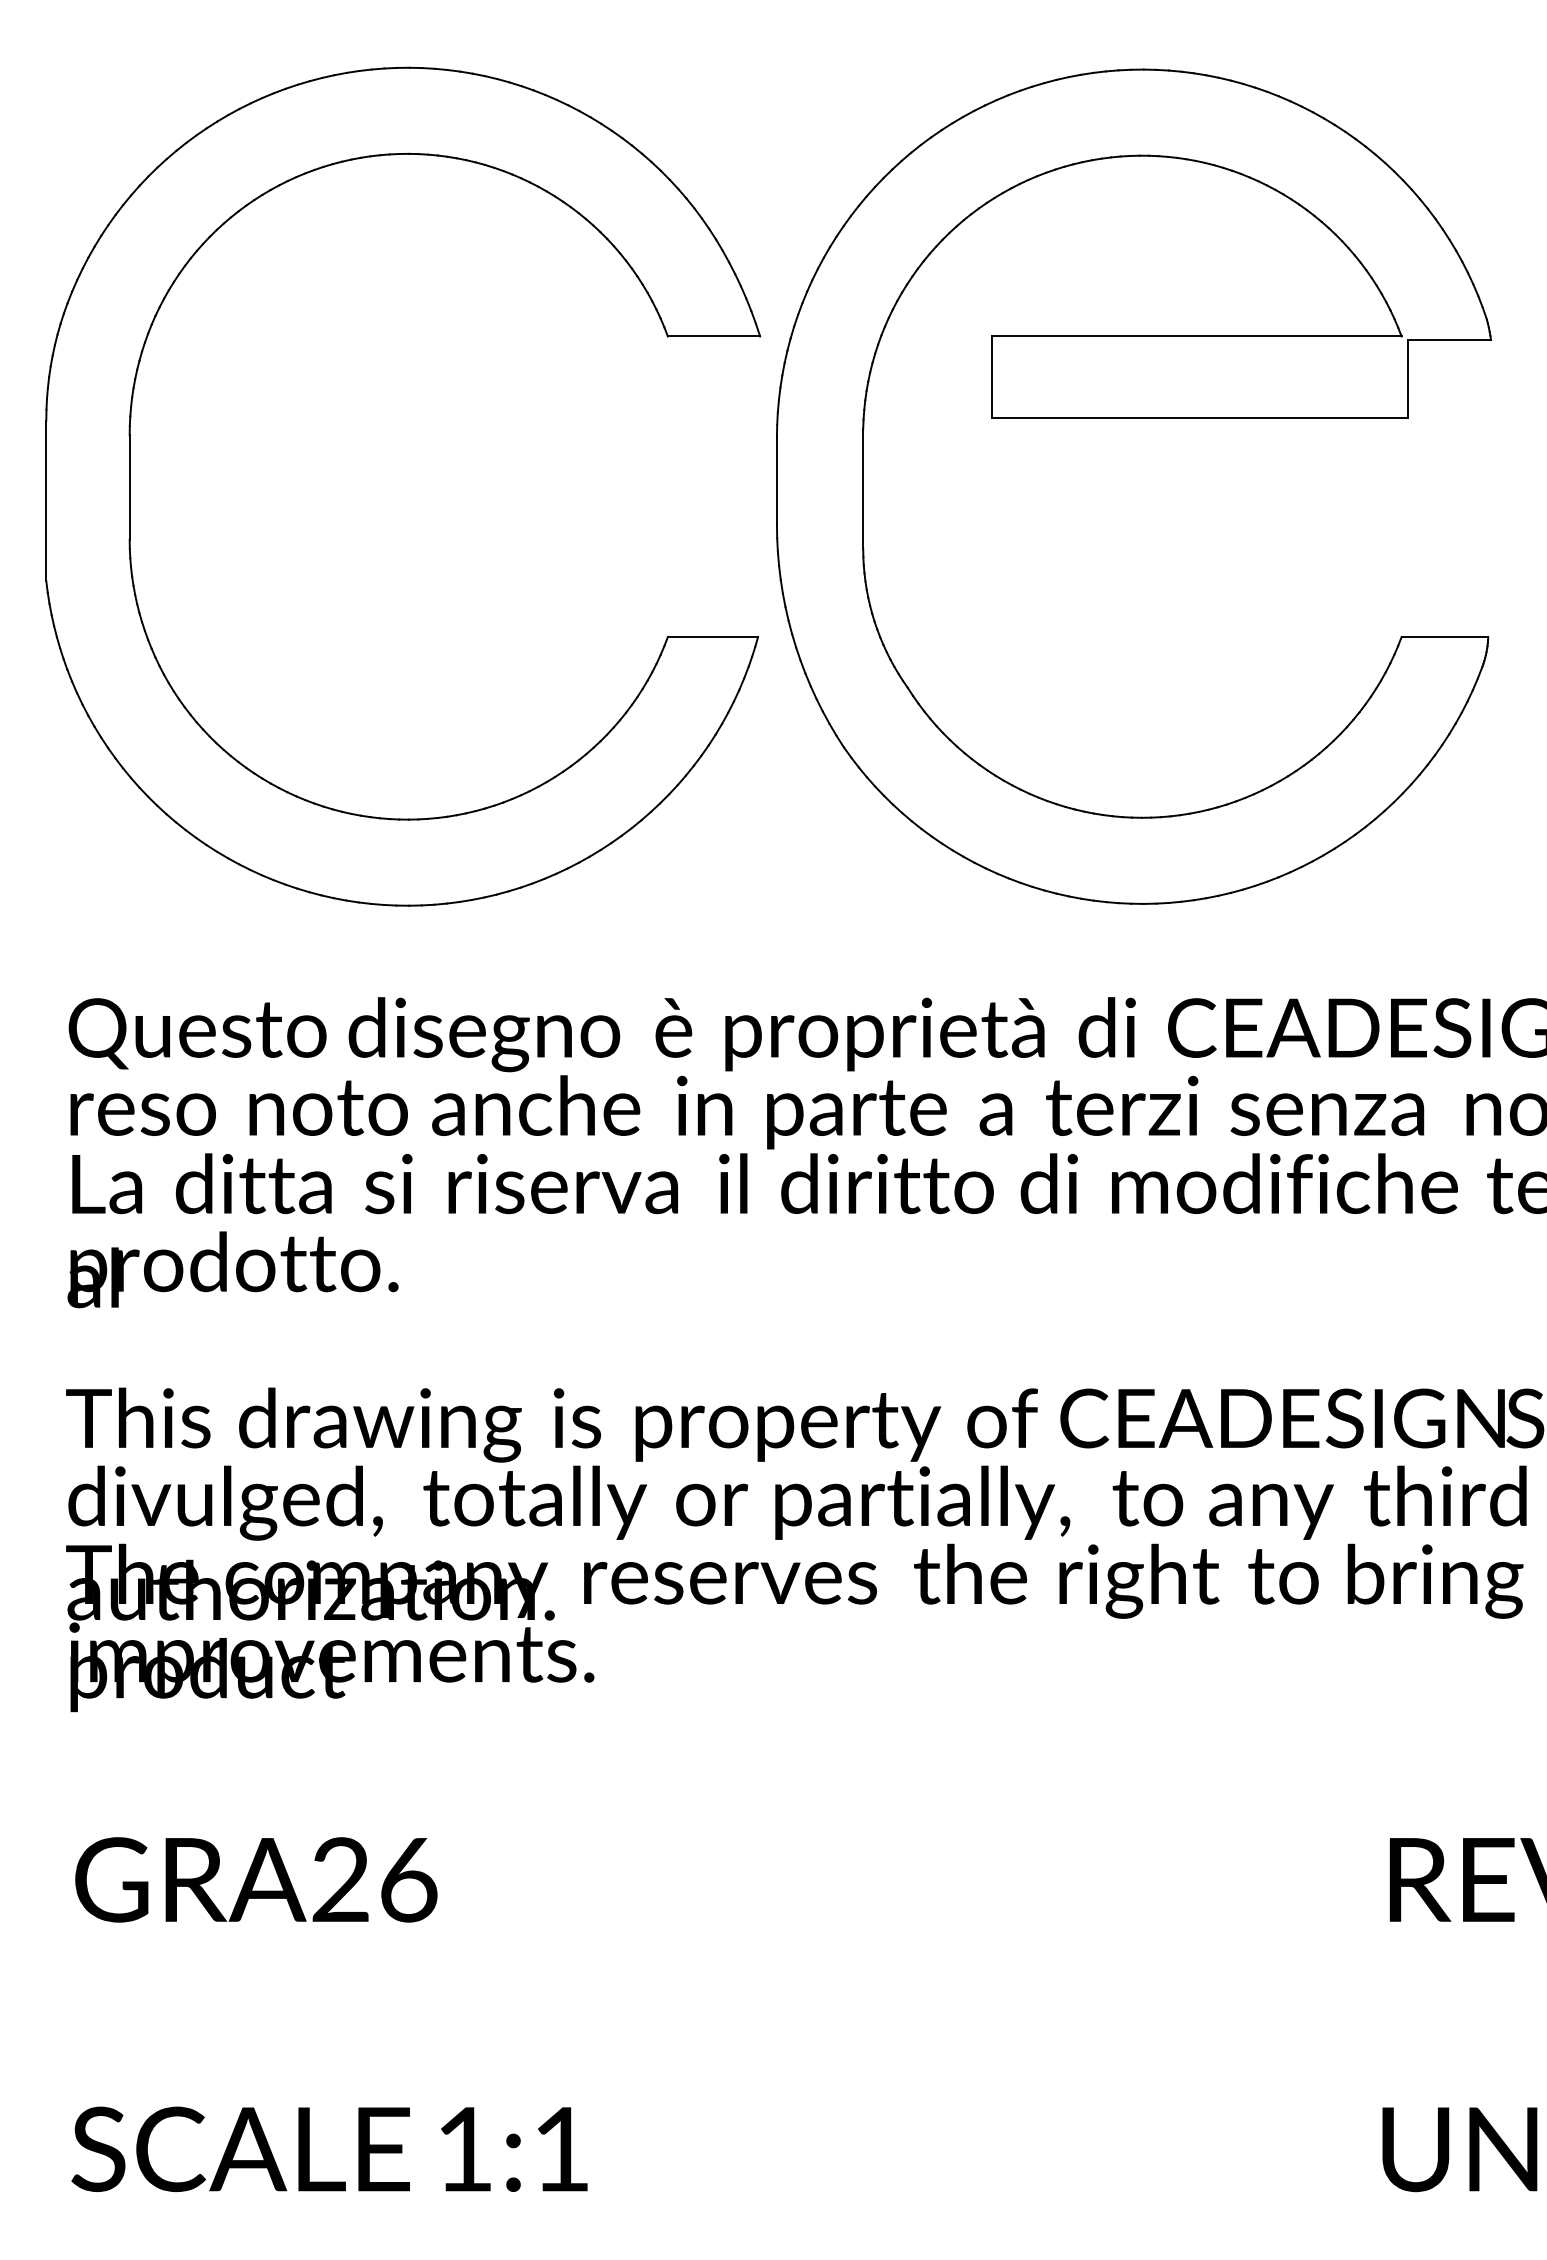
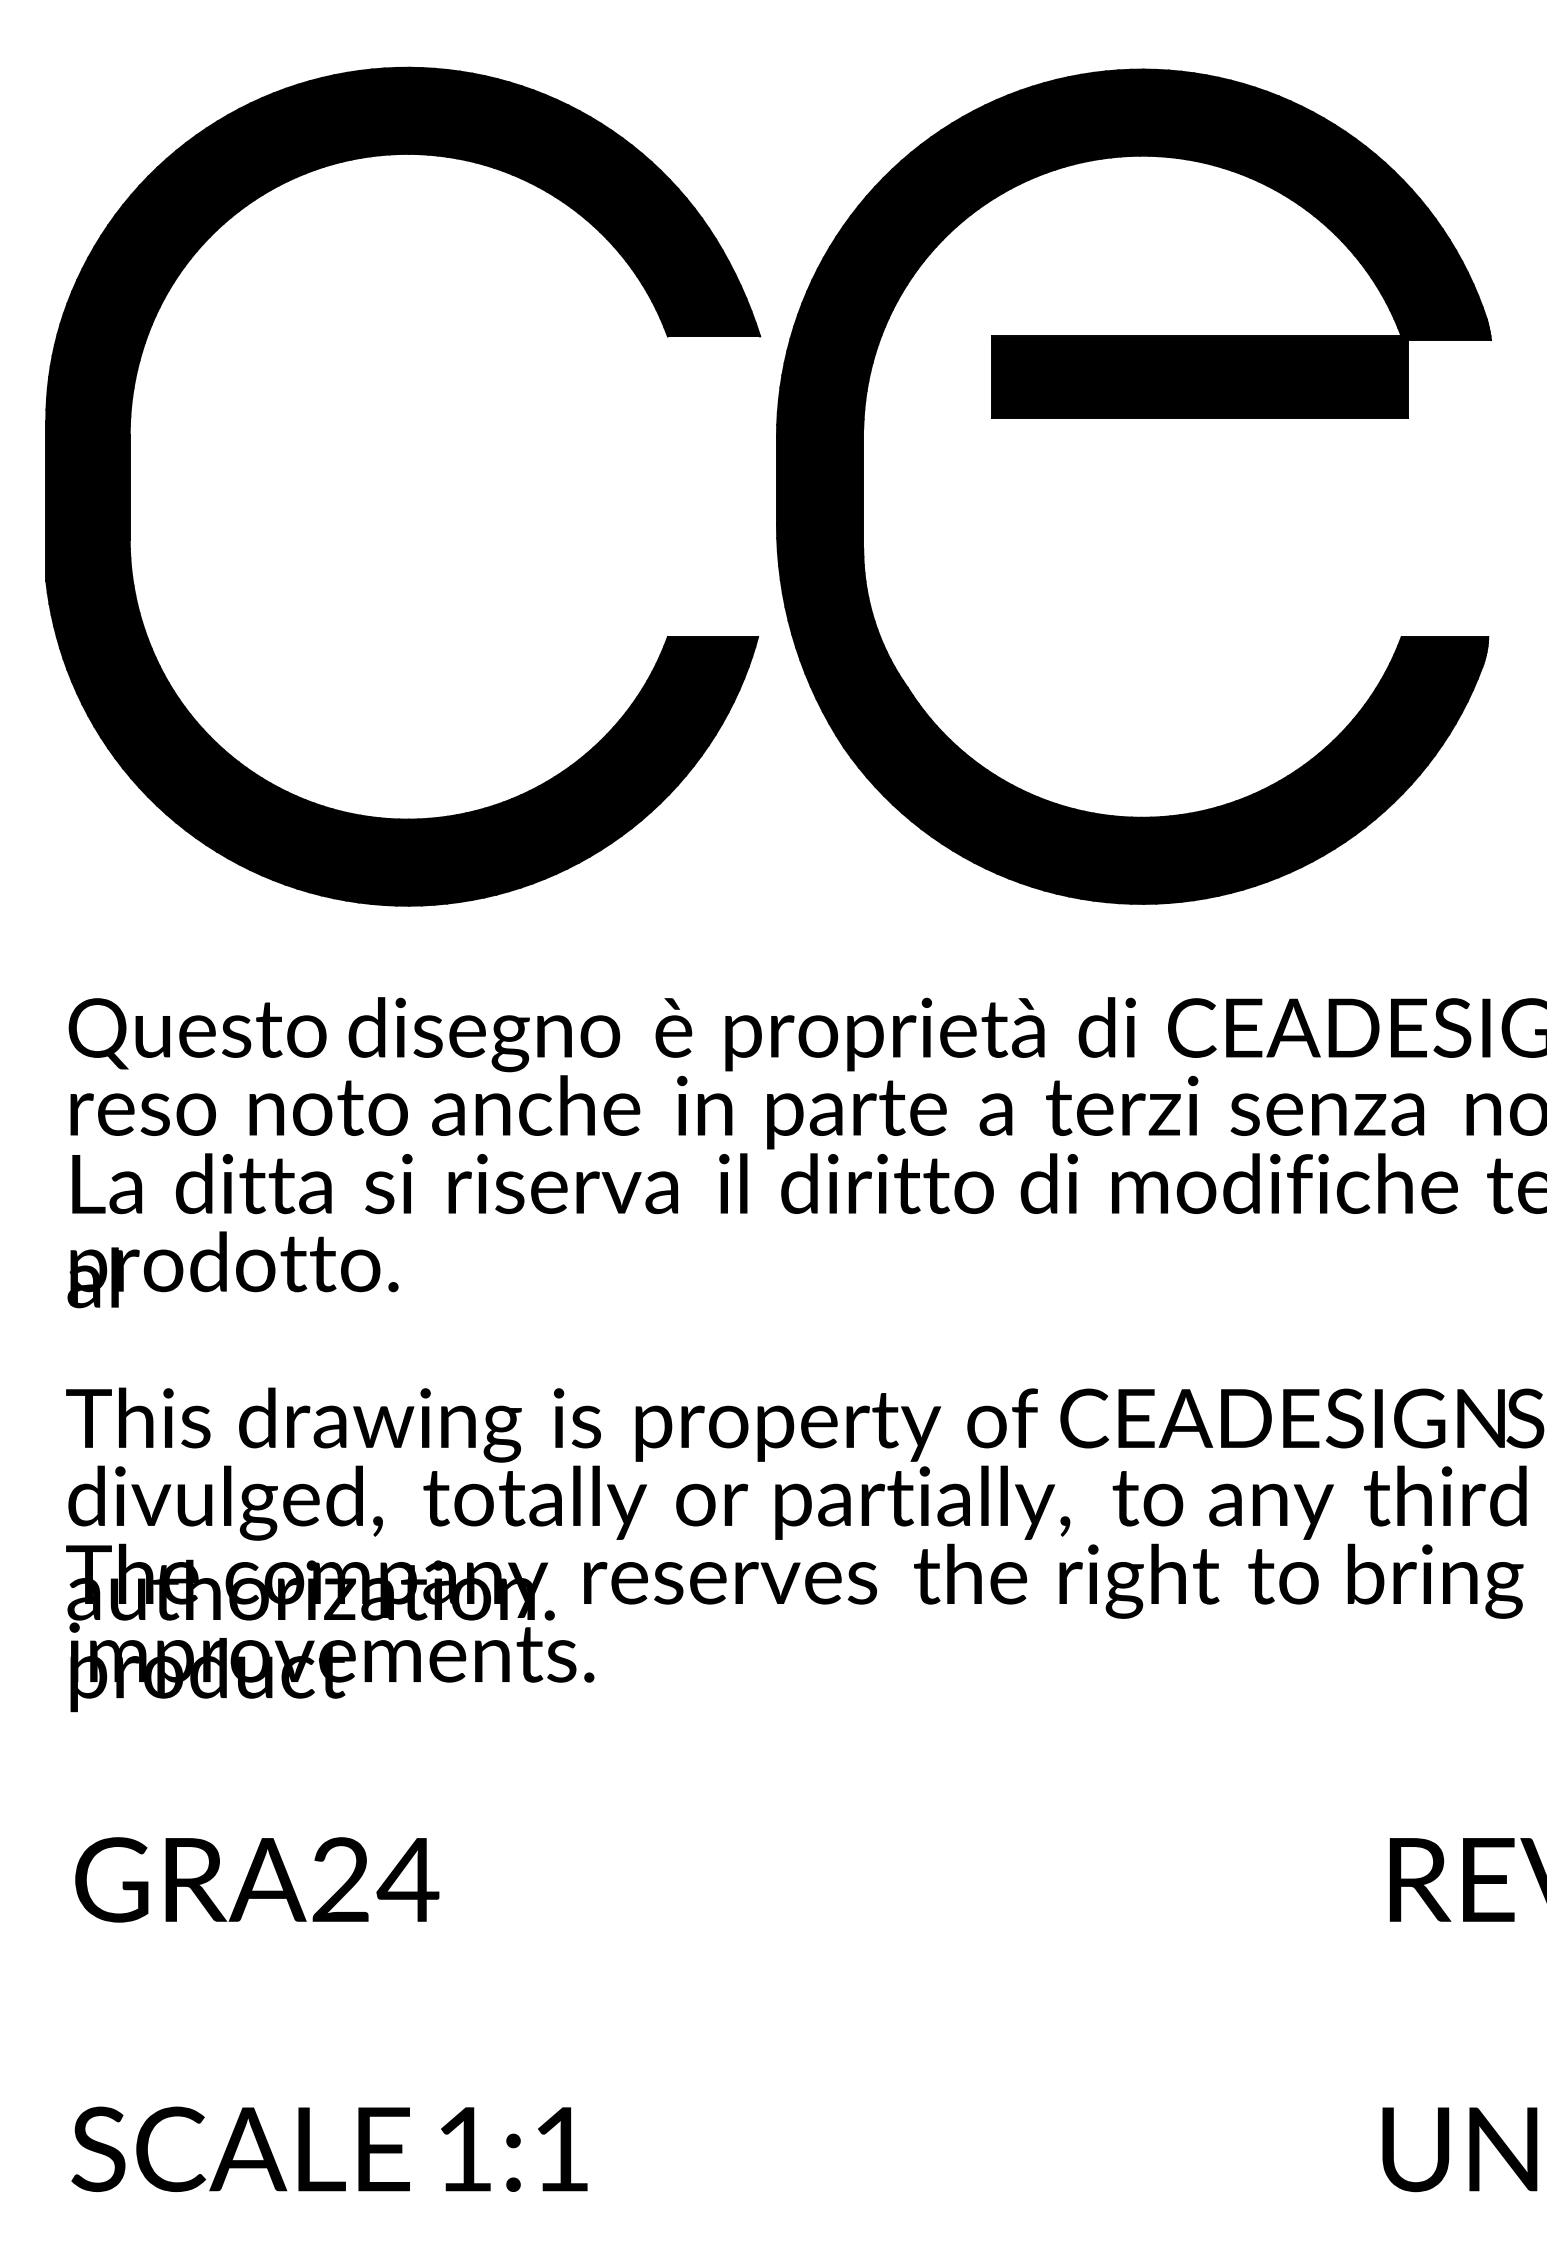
fill: none -> present (403, 486)
fill: none -> present (1133, 486)
text: GRA26 -> GRA24 (407, 1880)
